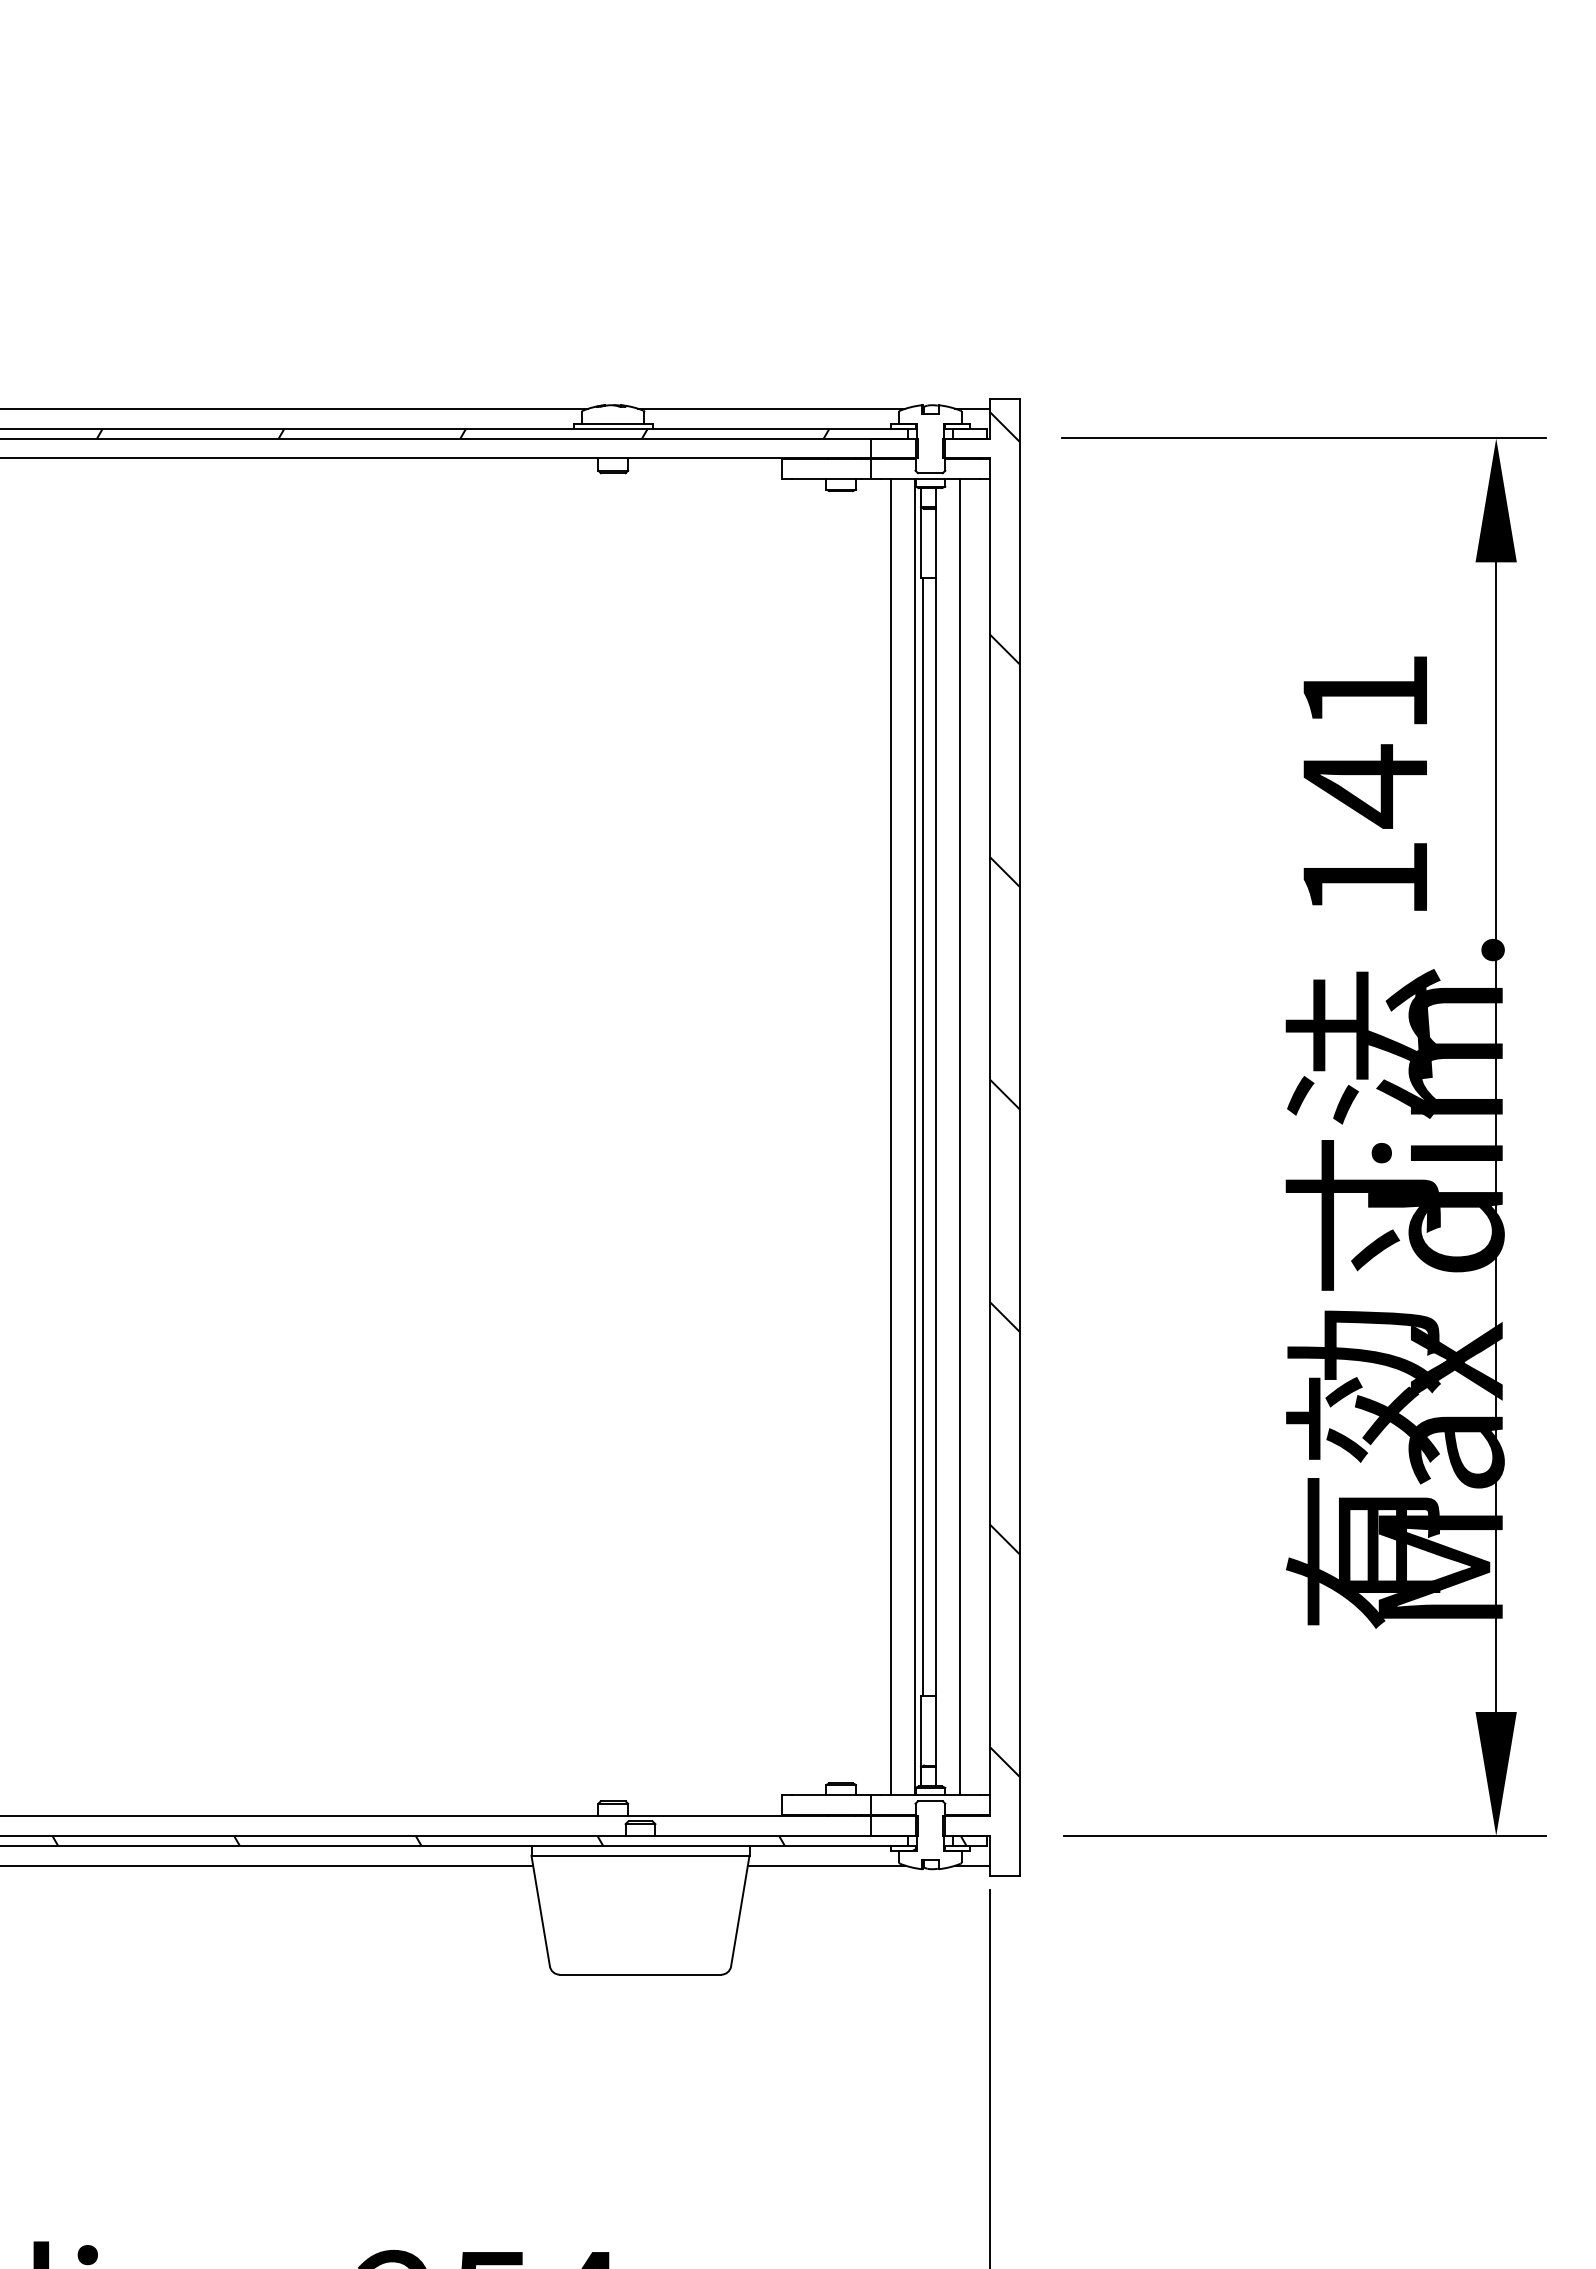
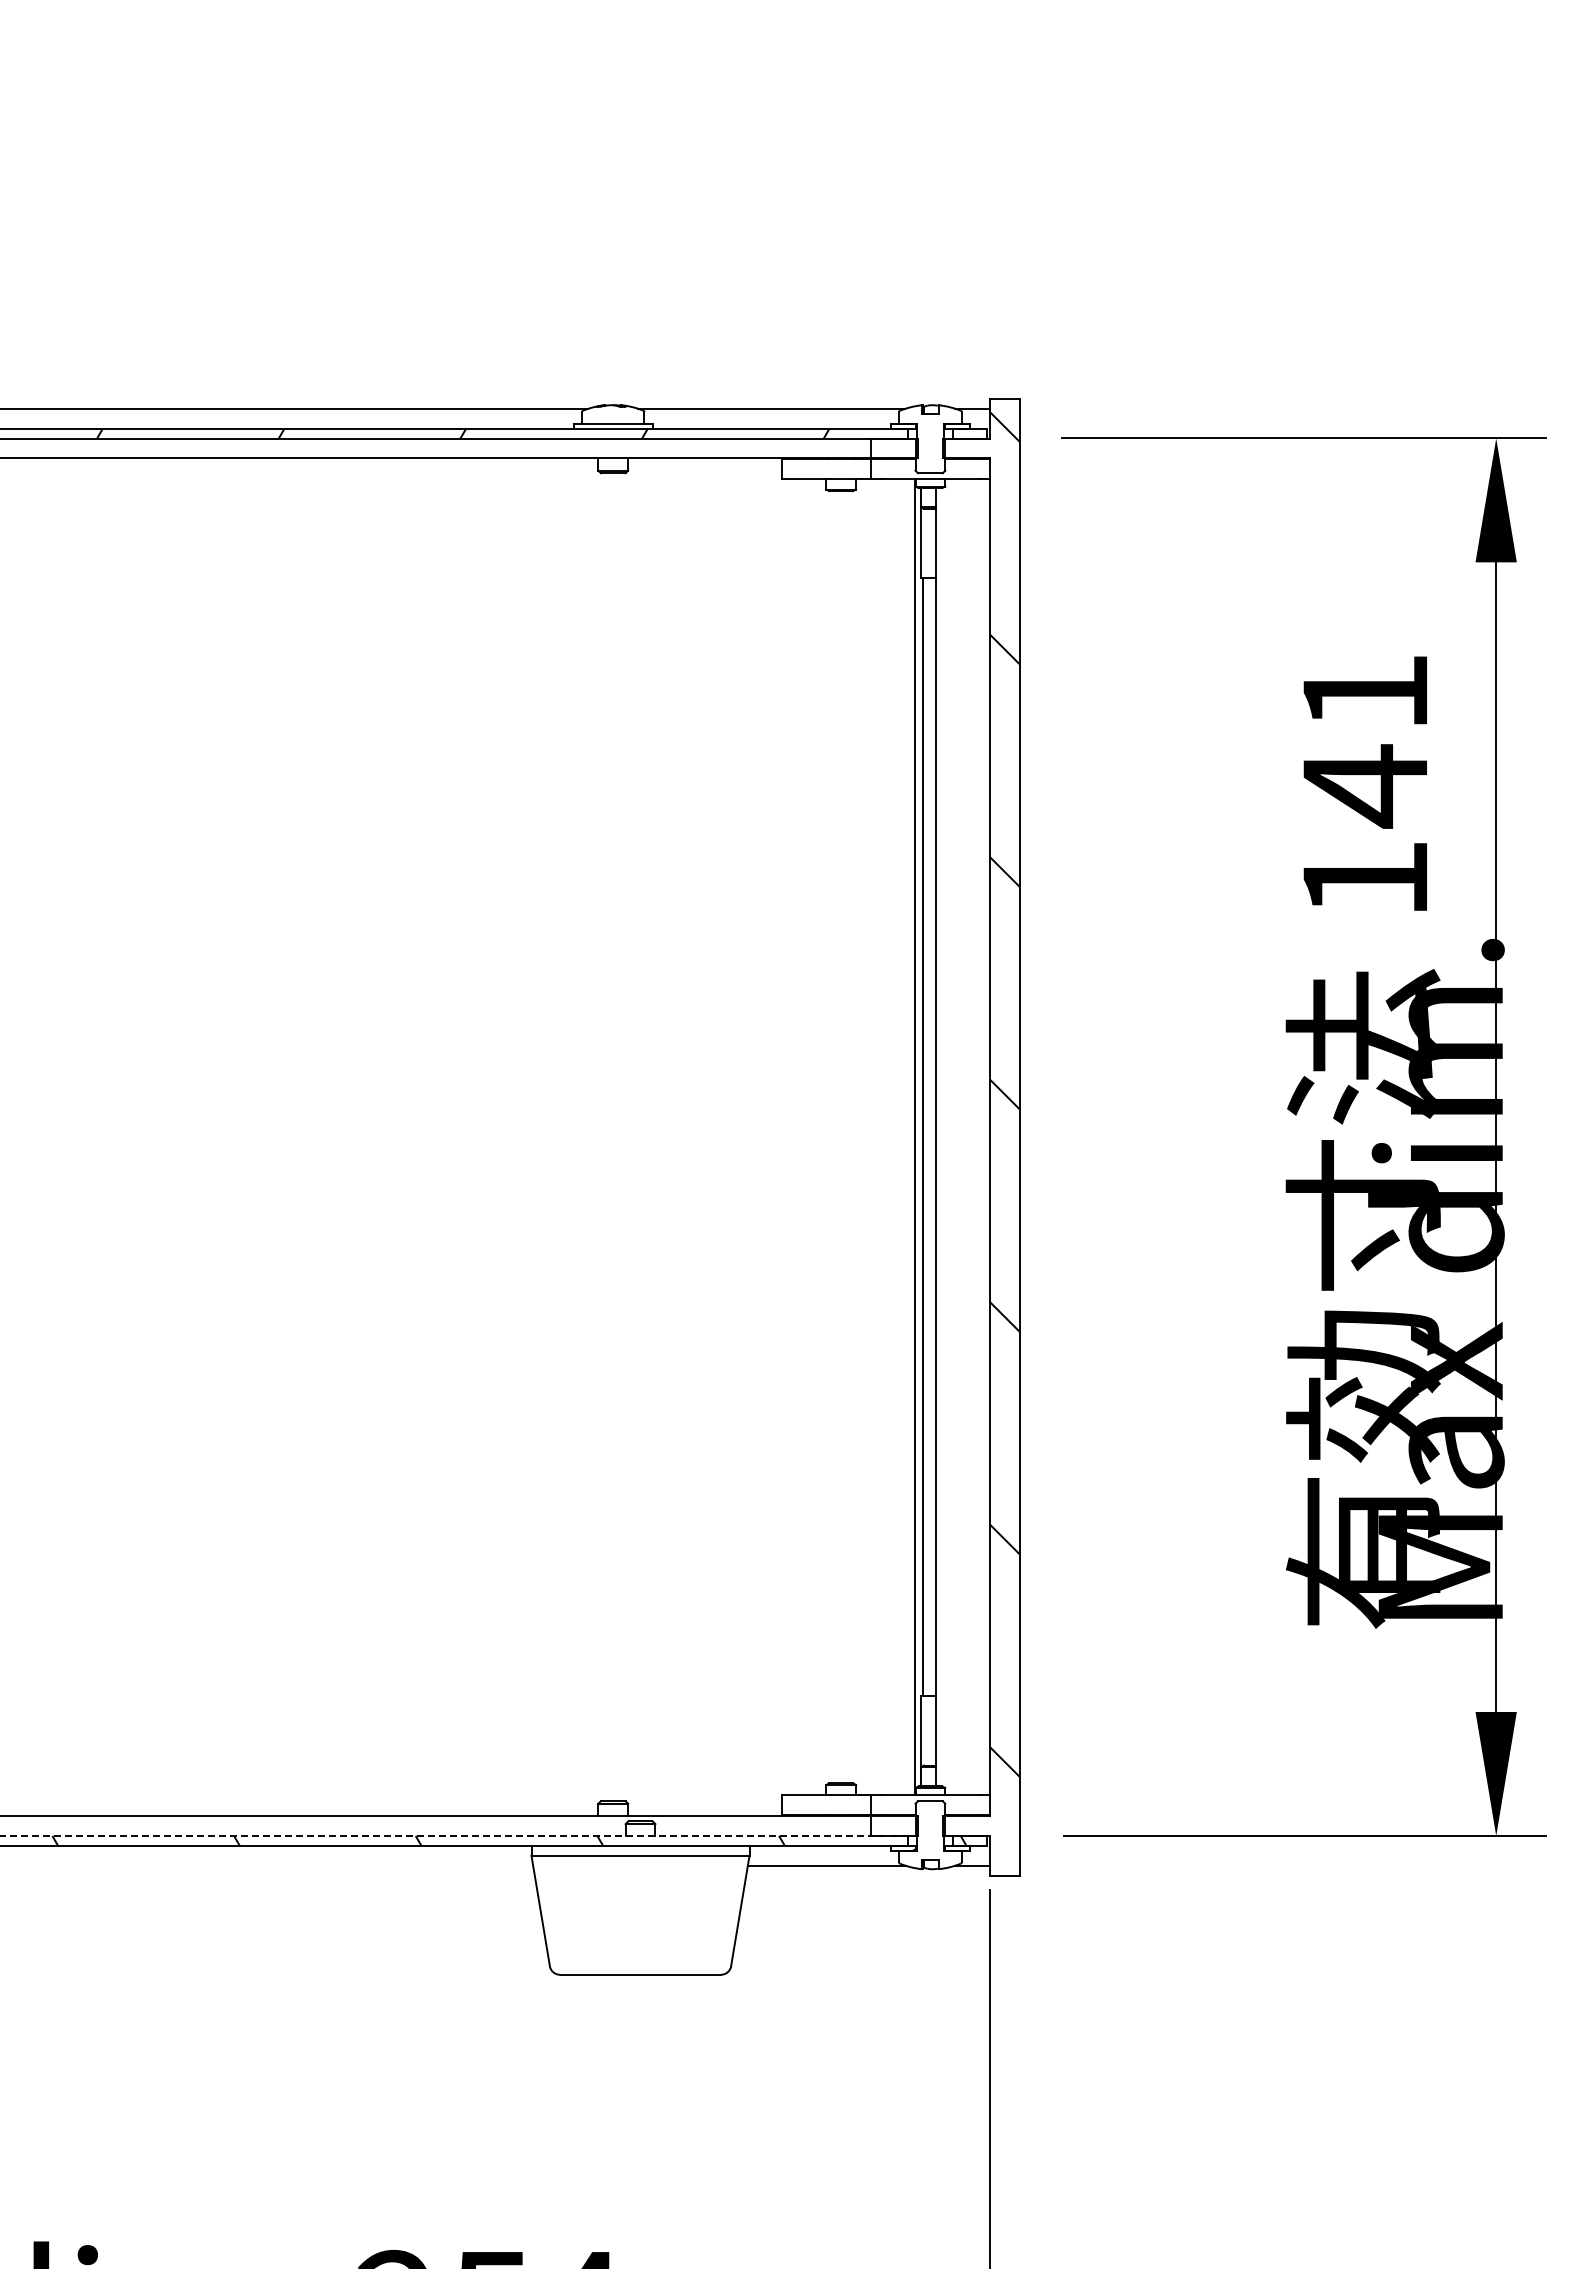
line: present -> none (890, 1137)
line: present -> none (960, 1137)
line: solid -> dashed (454, 1835)
line: present -> none (267, 1865)
